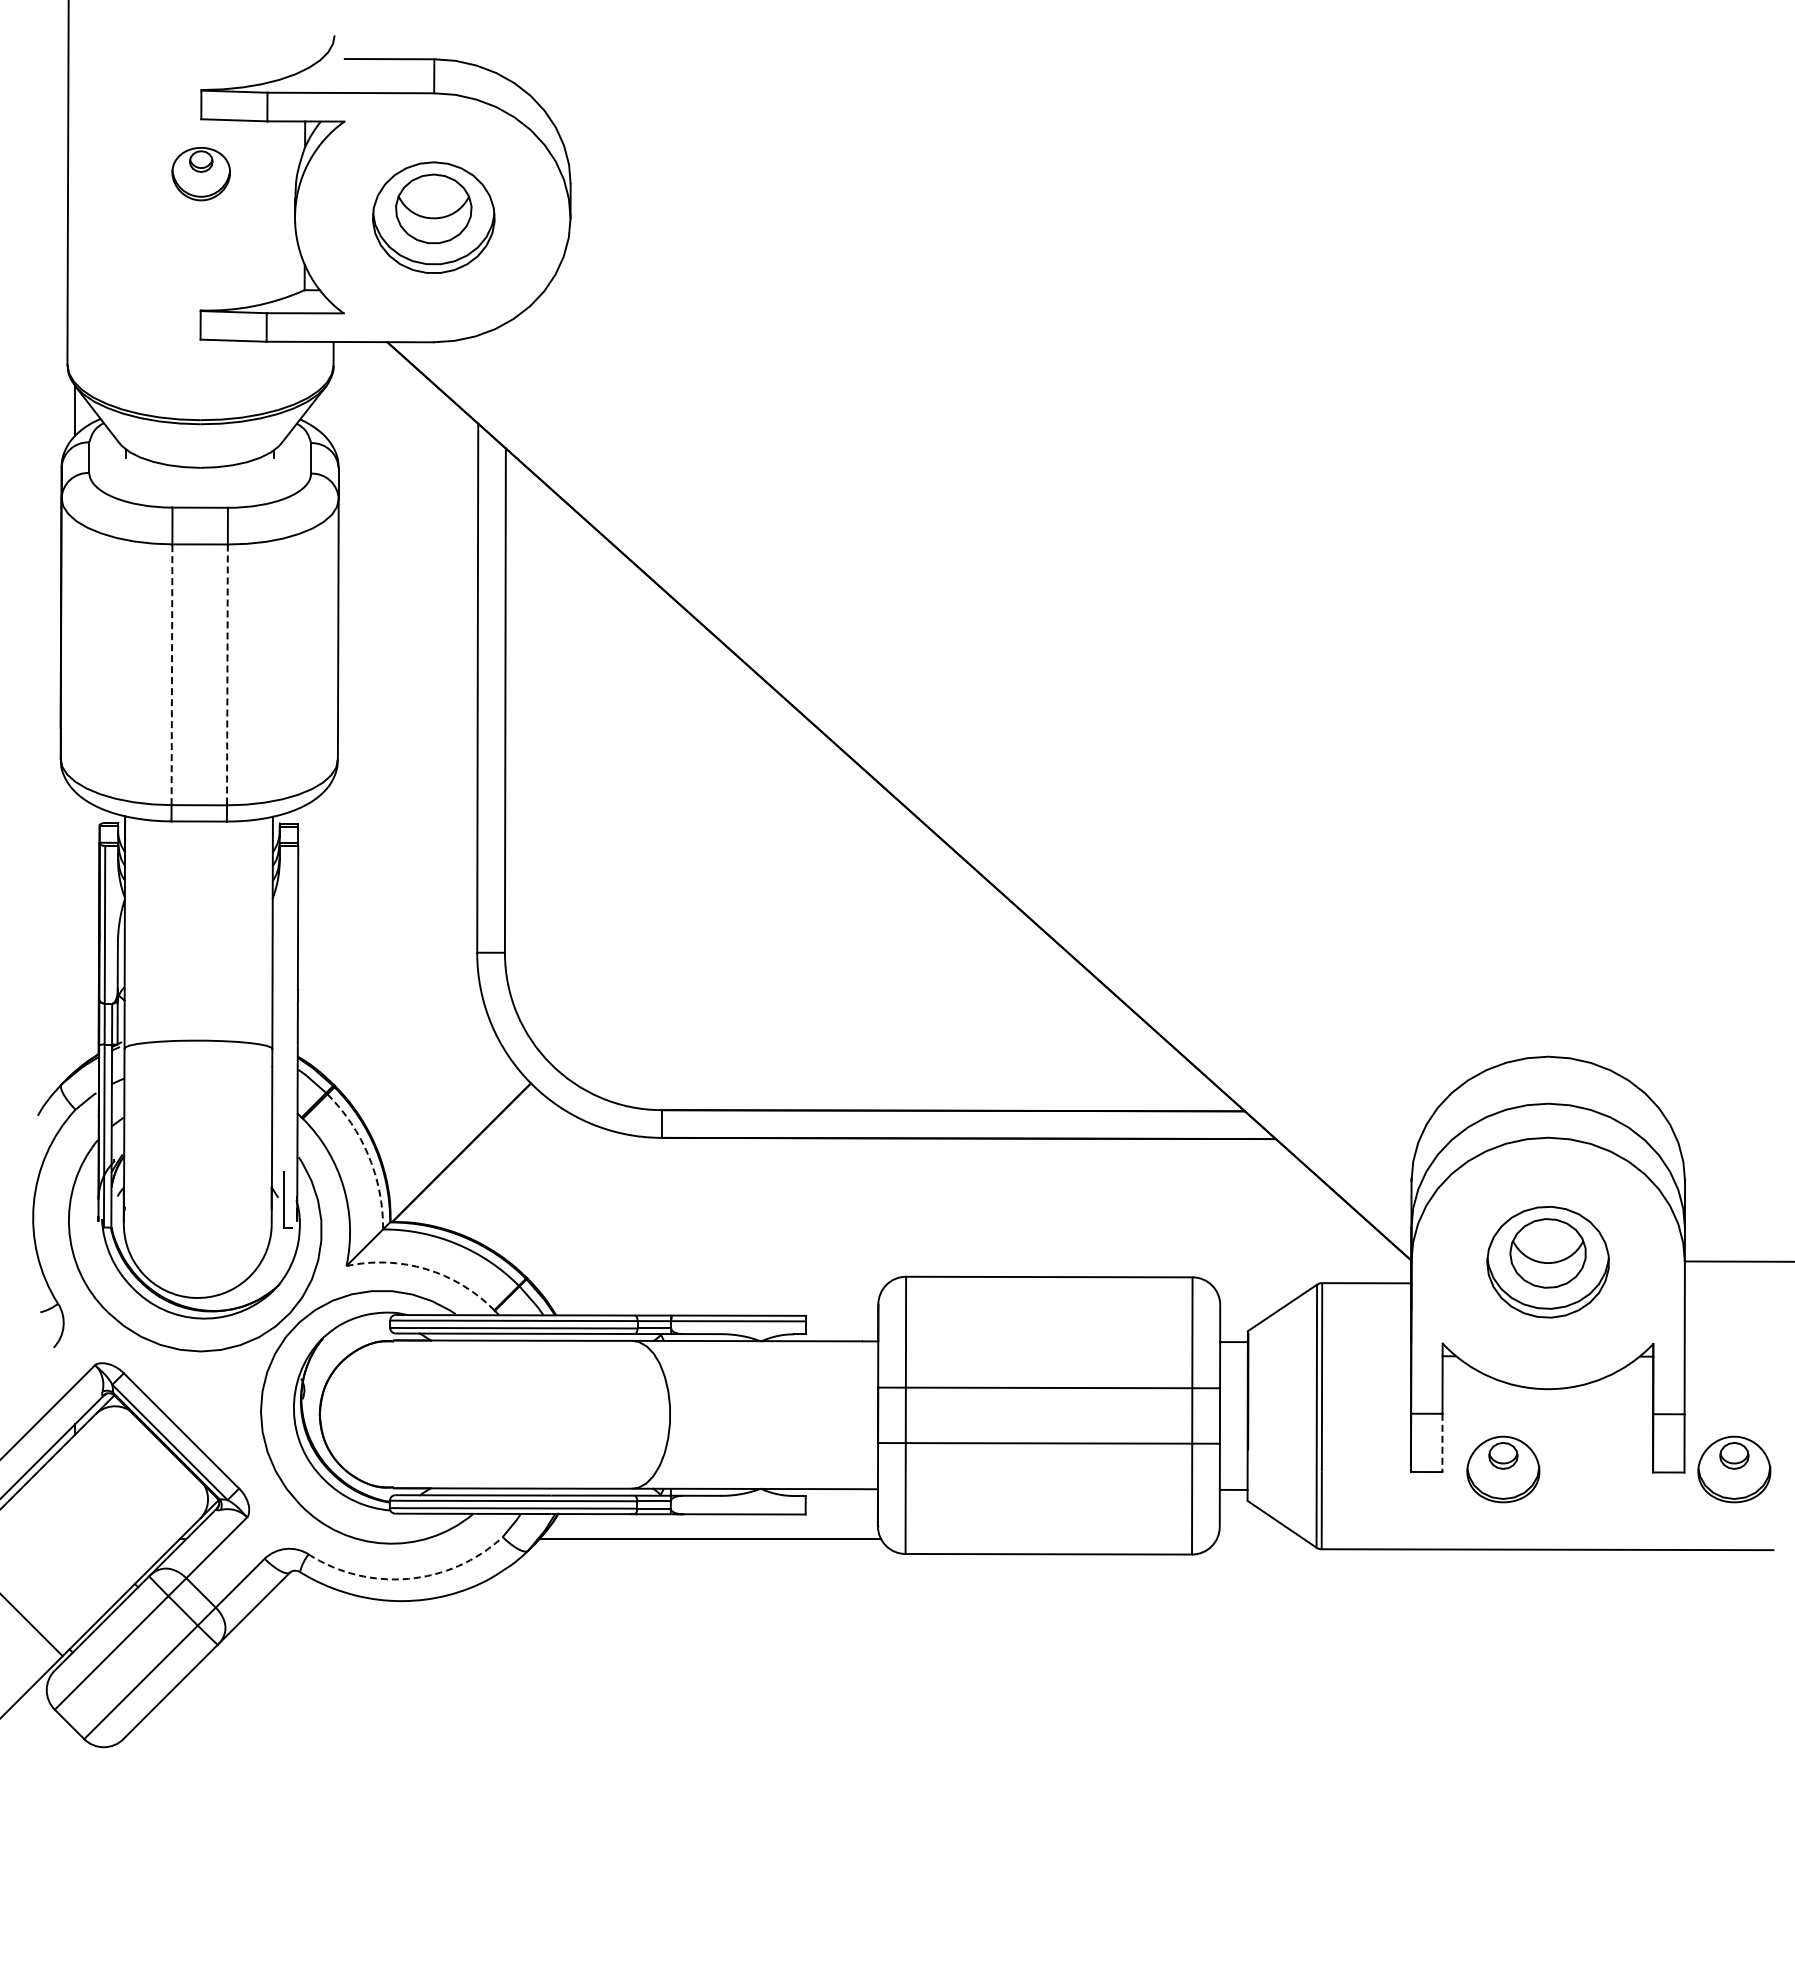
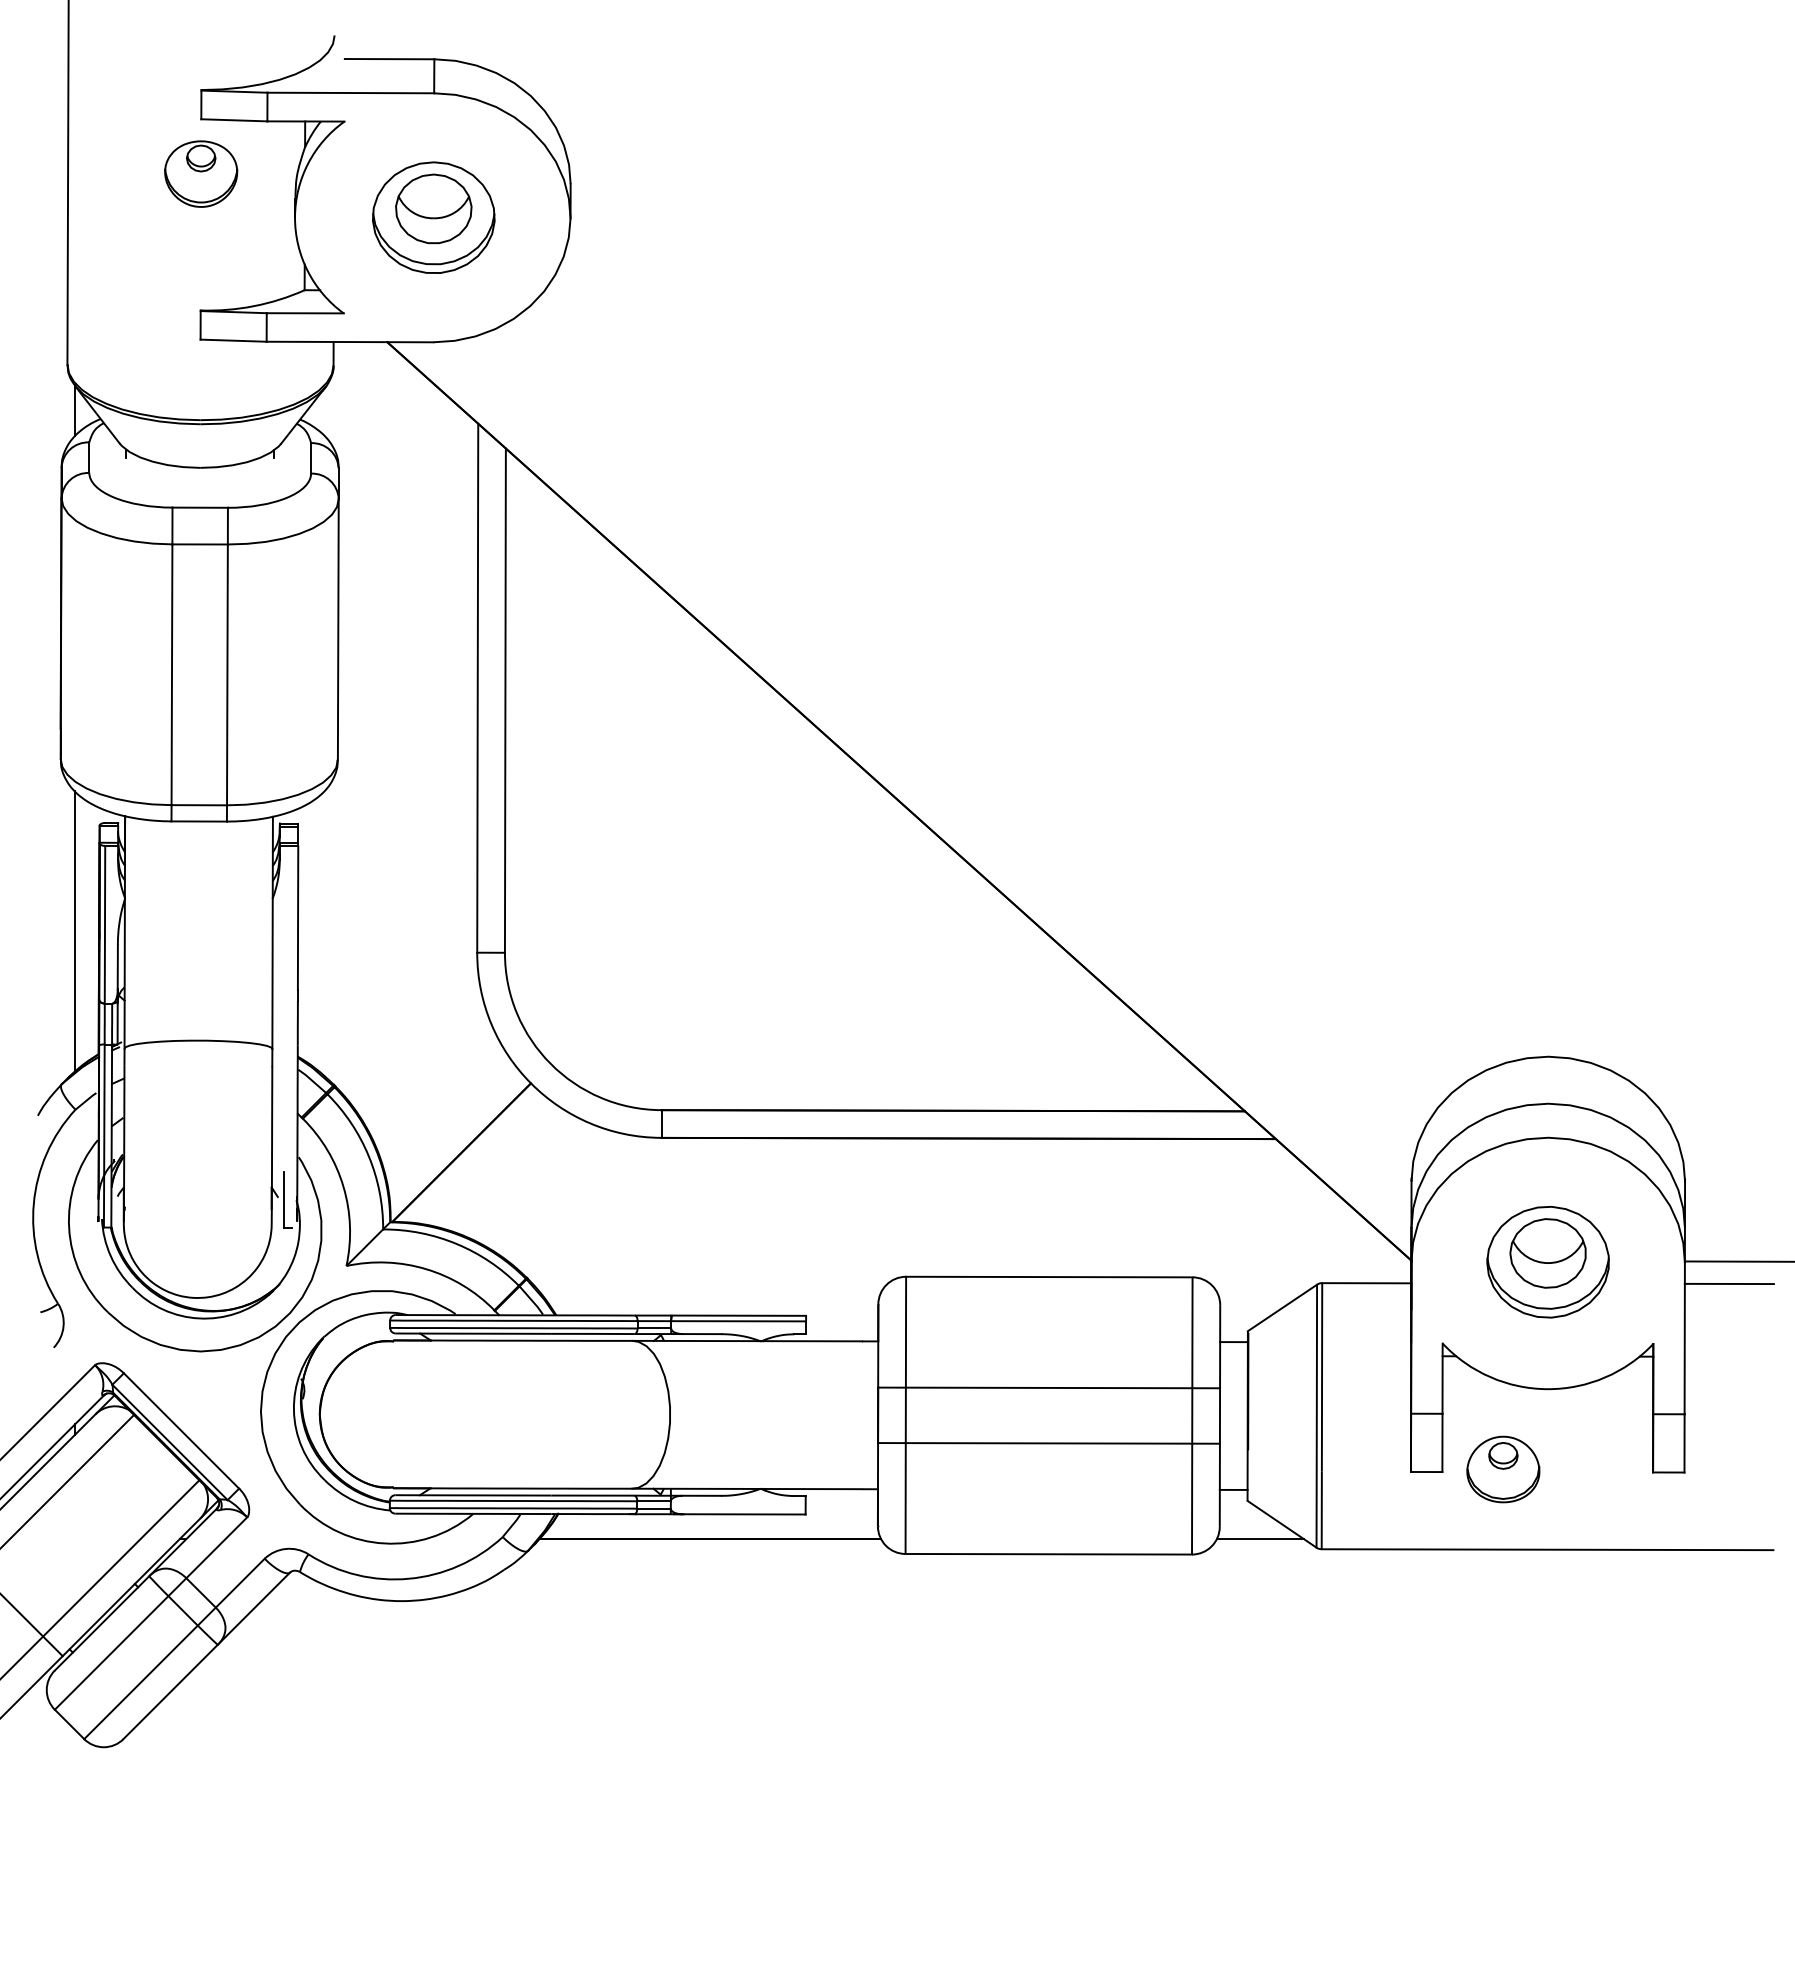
part size: 60x55 px -> 75x68 px (201, 173)
line: dashed -> solid (172, 674)
line: dashed -> solid (227, 675)
line: none -> present (75, 931)
arc: dashed -> solid (368, 1156)
arc: dashed -> solid (426, 1269)
line: none -> present (1728, 1283)
line: dashed -> solid (1442, 1443)
part: present -> none (1734, 1469)
line: none -> present (67, 1480)
line: none -> present (1260, 1539)
line: none -> present (100, 1578)
arc: dashed -> solid (408, 1578)
